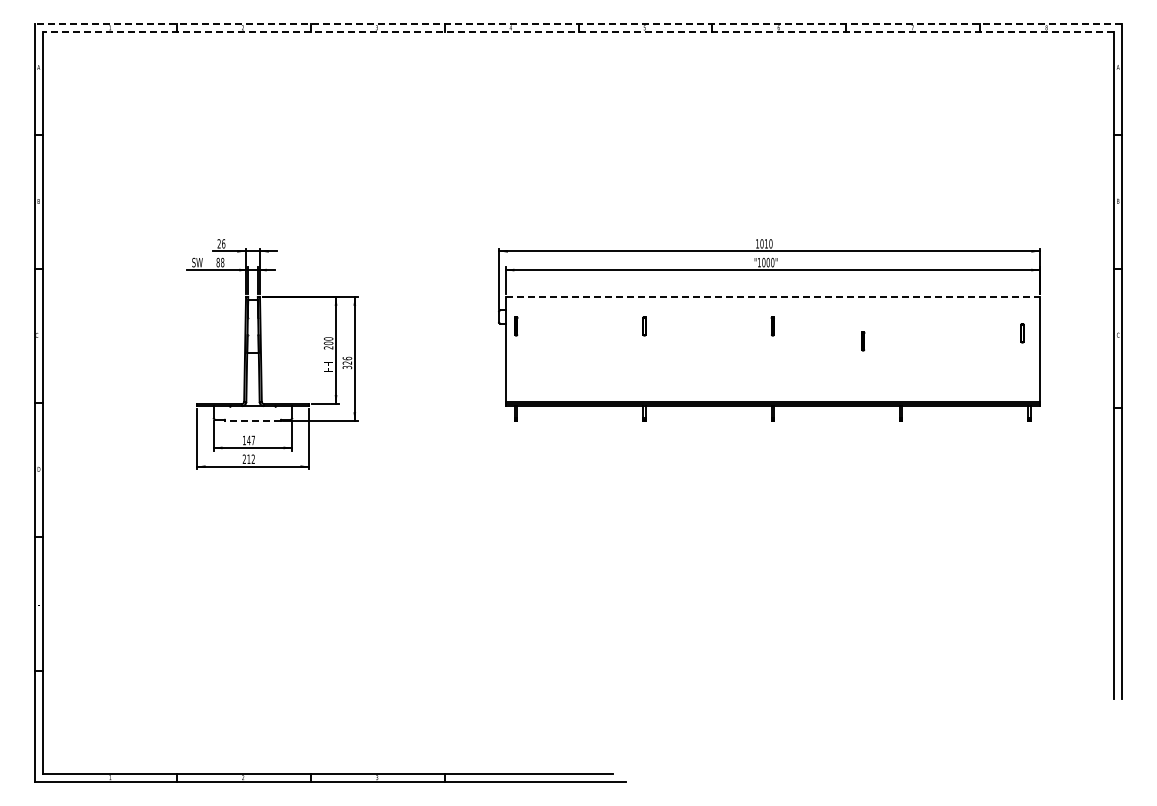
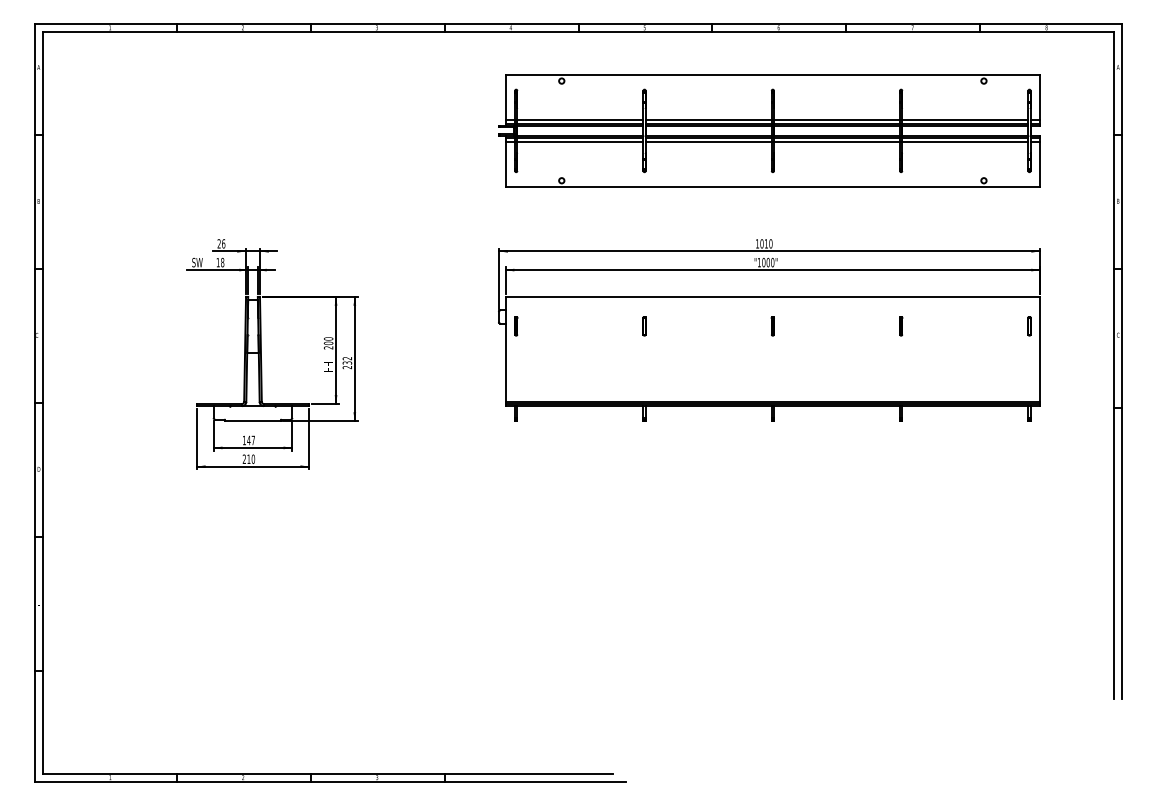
line: dashed -> solid (578, 23)
line: dashed -> solid (578, 31)
part: none -> present (769, 130)
text: 88 -> 18 (217, 262)
line: dashed -> solid (773, 296)
line position: (1021, 333) -> (1028, 326) (1028, 326)
line position: (863, 341) -> (901, 326) (901, 326)
text: 326 -> 232 (347, 362)
line: dashed -> solid (253, 421)
text: 212 -> 210 (253, 458)
